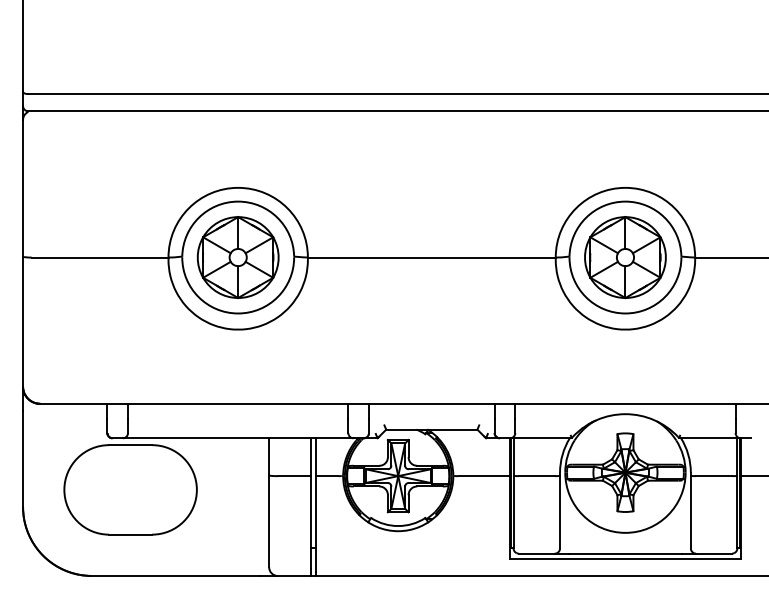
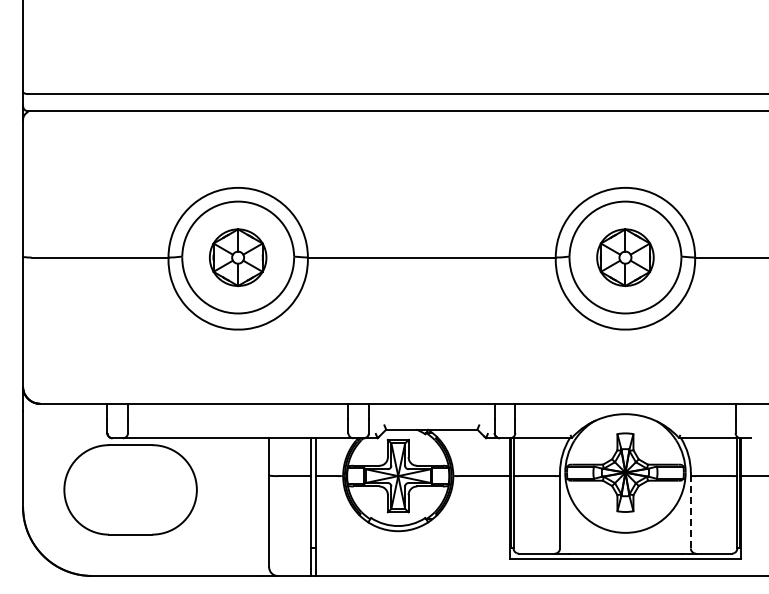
part size: 84x84 px -> 59x60 px (238, 257)
part size: 83x84 px -> 59x60 px (625, 257)
line: solid -> dashed (690, 511)
